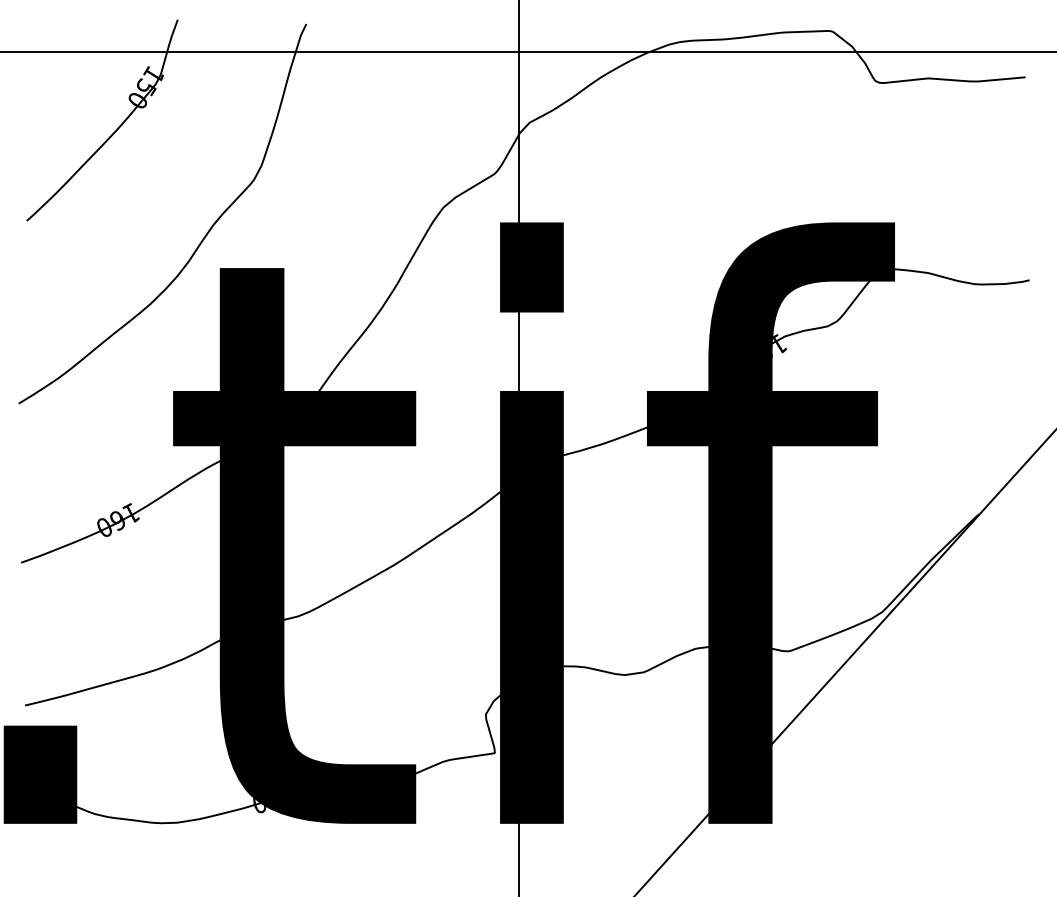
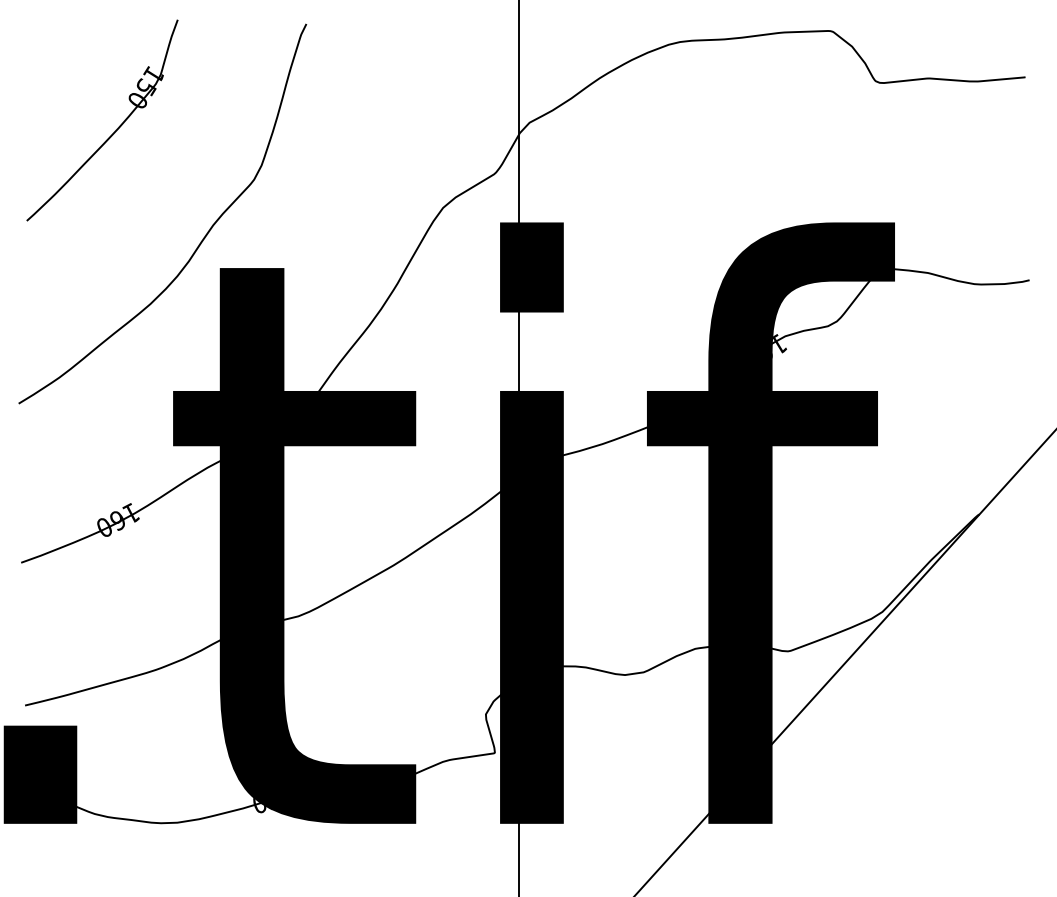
line: present -> none (527, 52)
